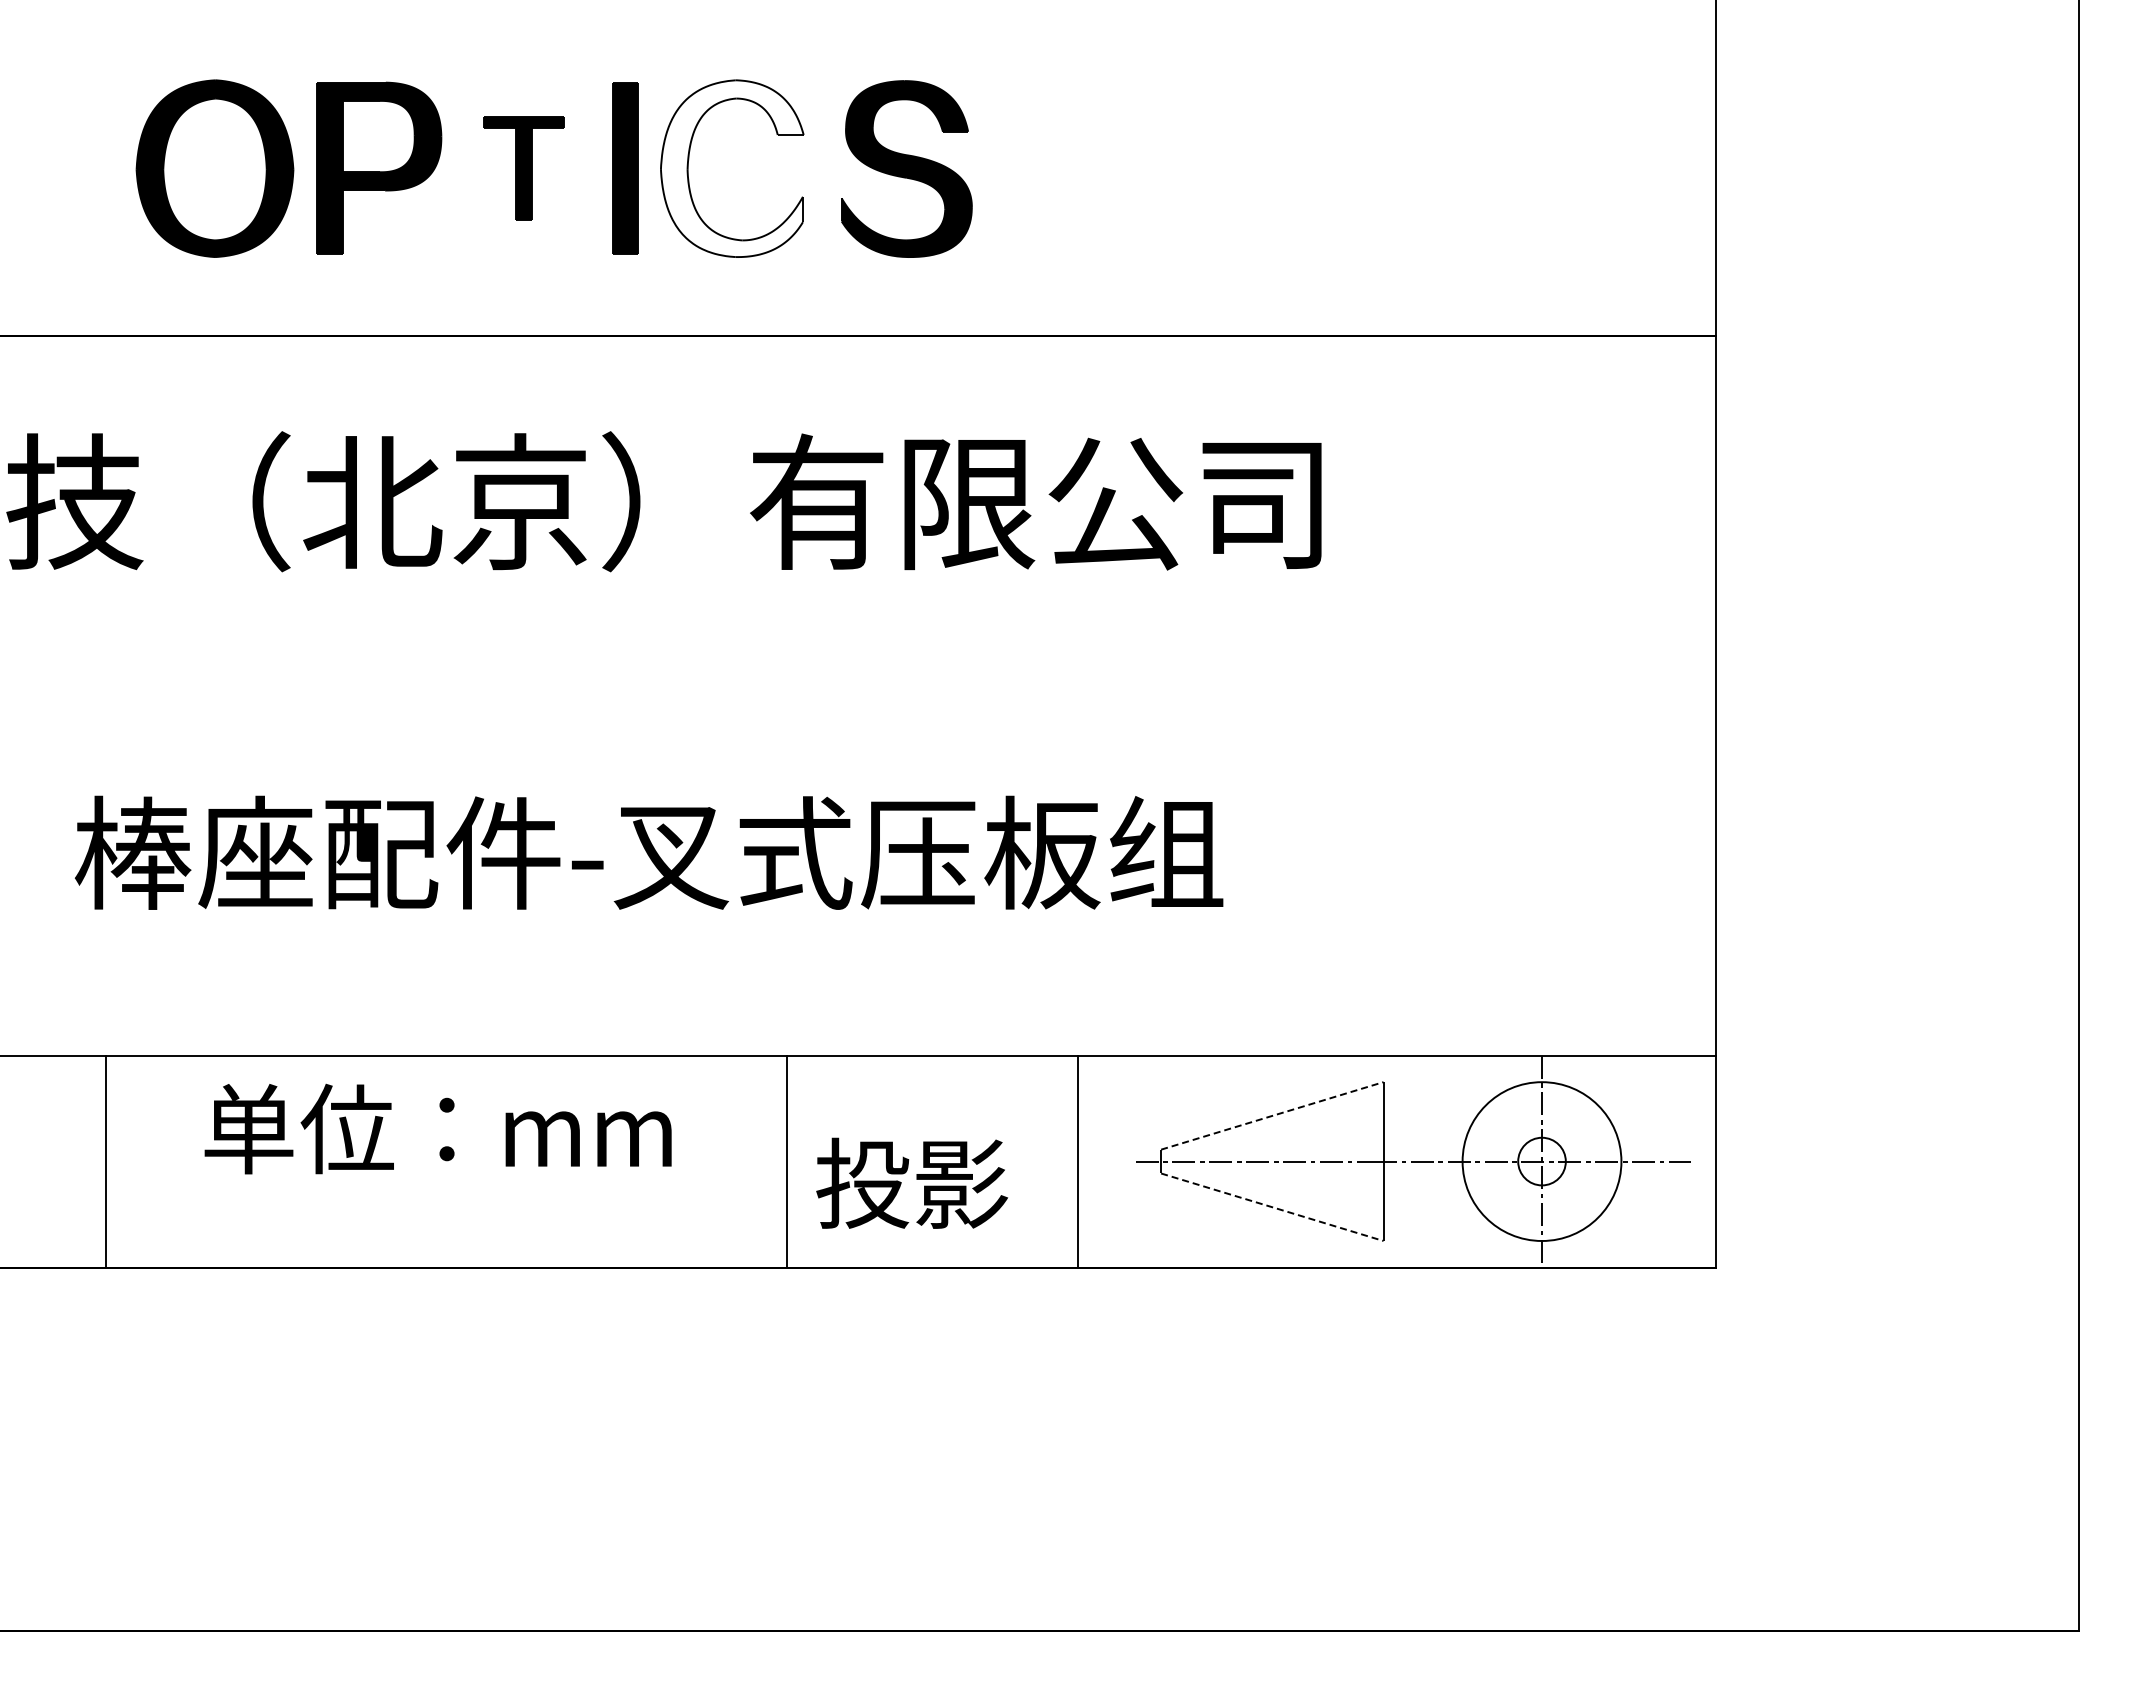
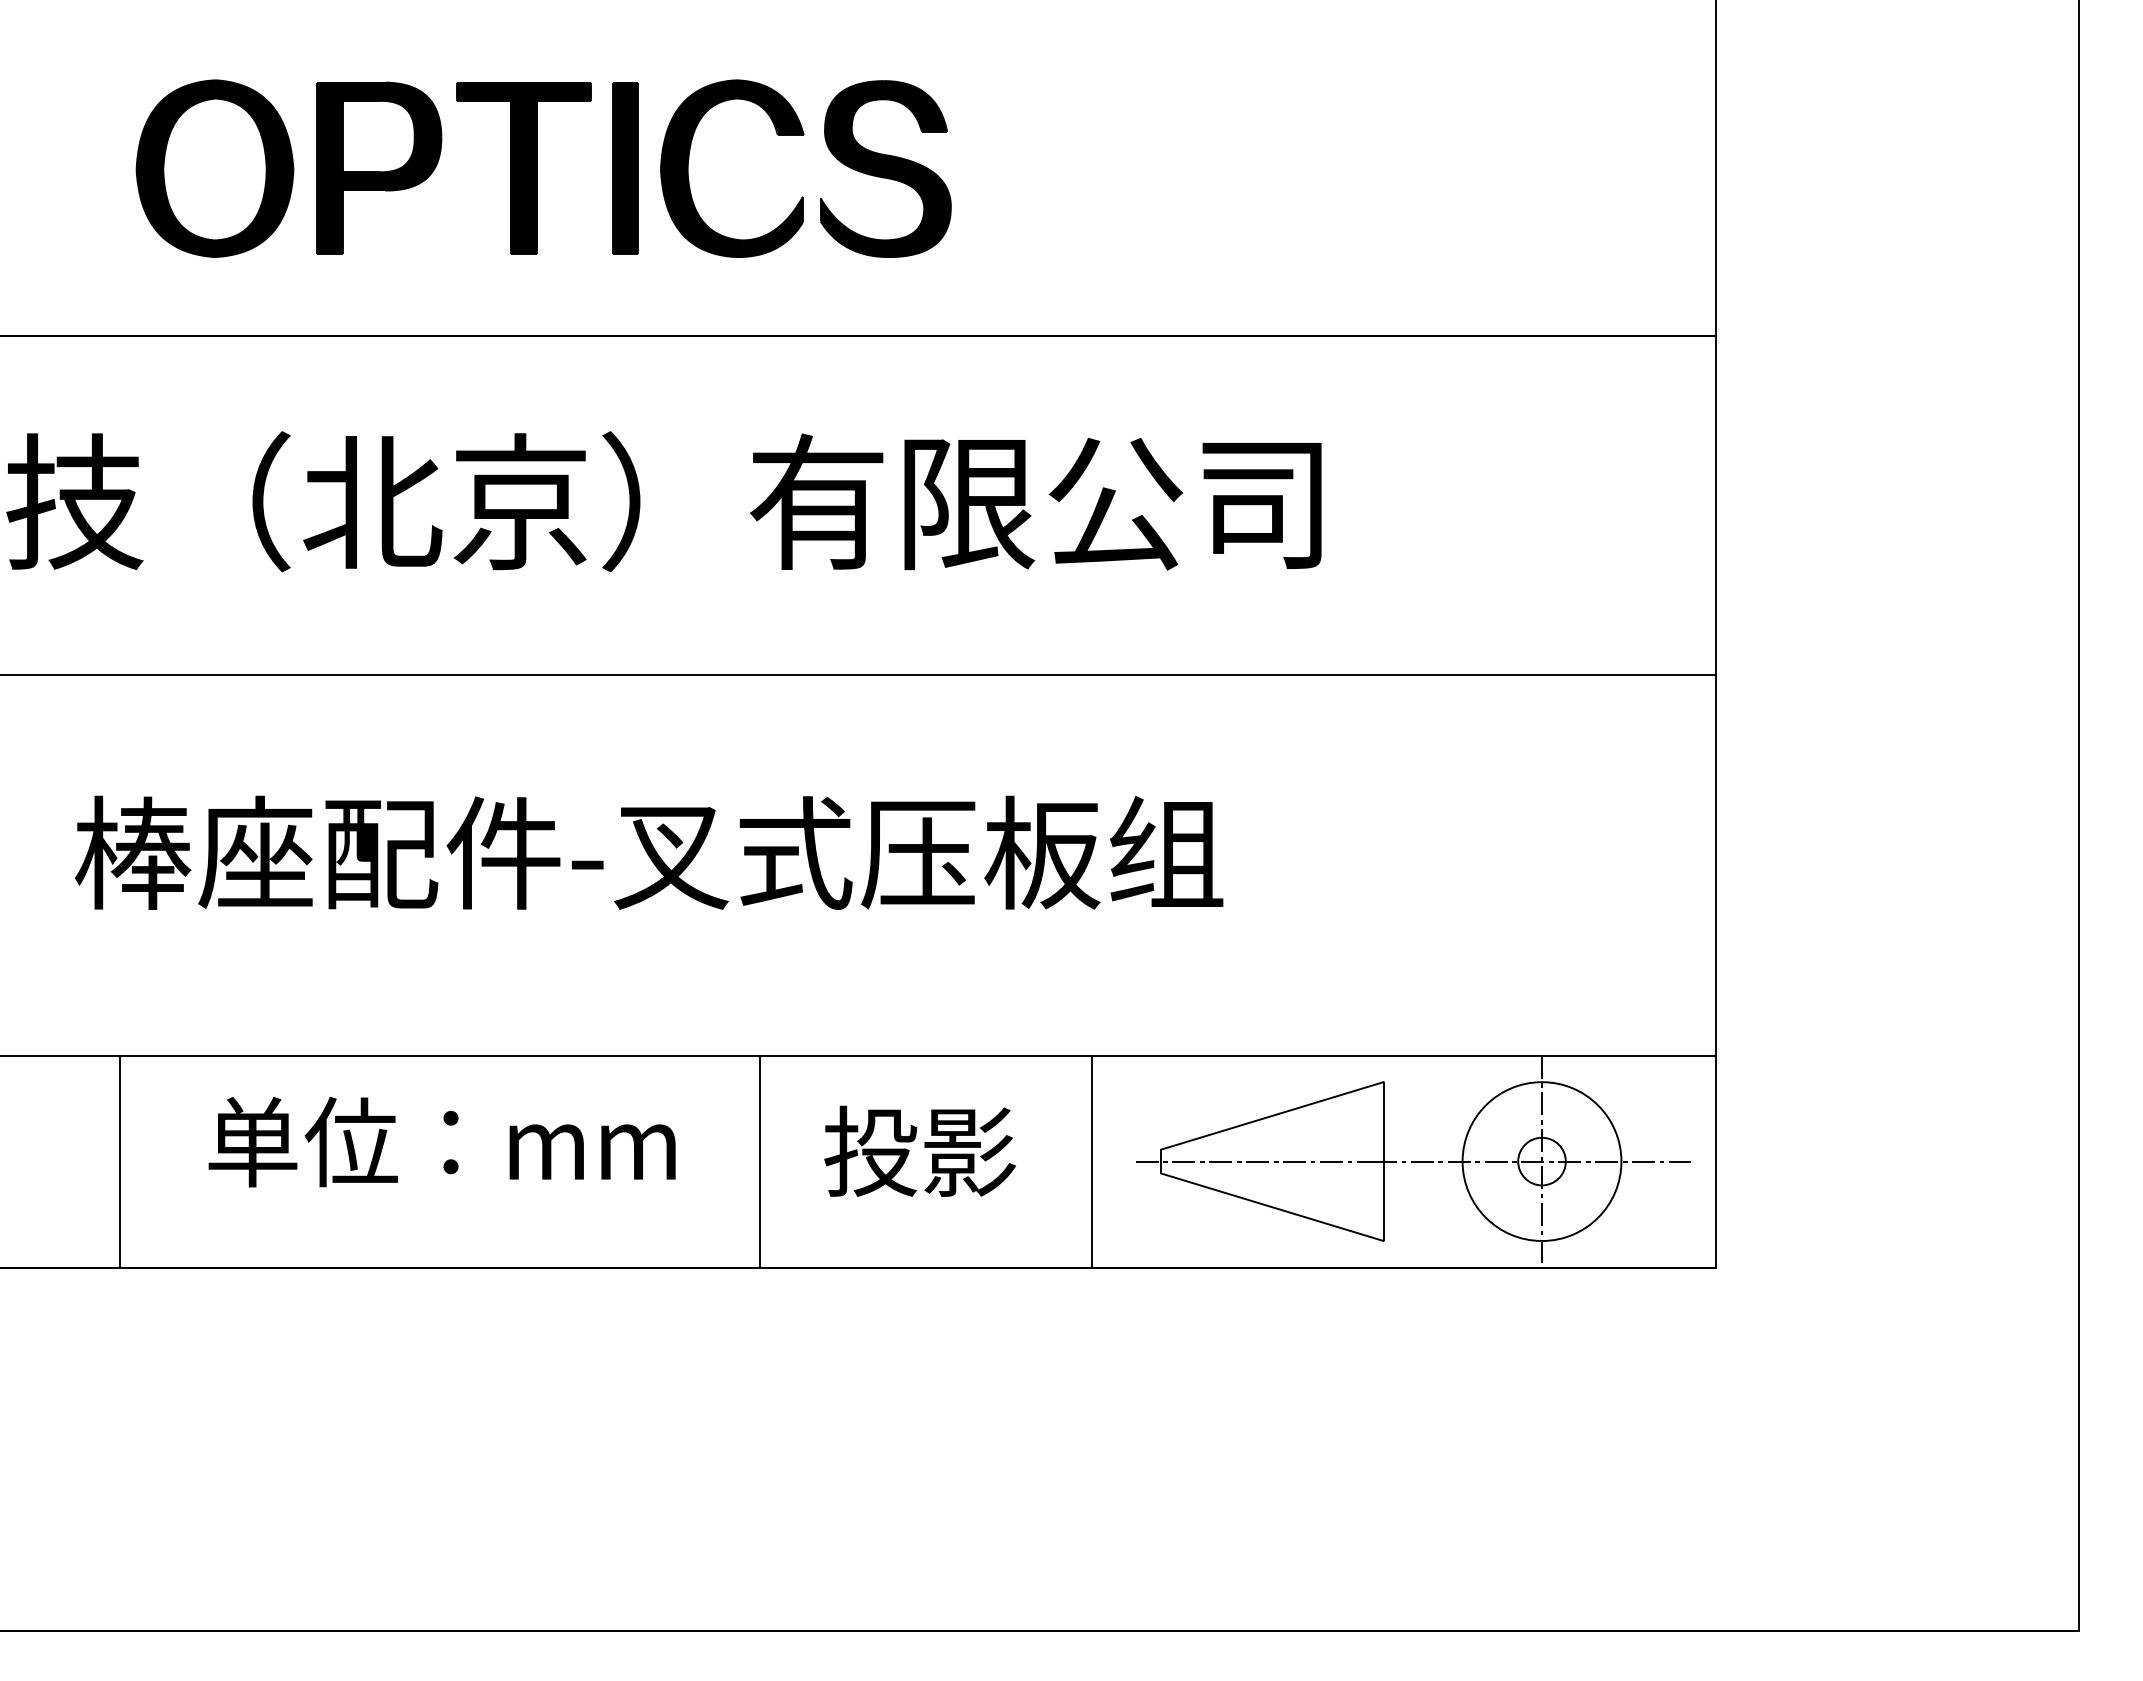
part size: 82x105 px -> 136x173 px (523, 168)
fill: none -> present (731, 168)
part position: (906, 168) -> (885, 168) (885, 168)
line: none -> present (858, 674)
line: dashed -> solid (1272, 1115)
text position: (437, 1128) -> (441, 1141) (441, 1141)
line position: (105, 1161) -> (119, 1161) (119, 1161)
line position: (787, 1161) -> (760, 1161) (760, 1161)
line position: (1077, 1161) -> (1091, 1161) (1091, 1161)
text position: (911, 1182) -> (919, 1150) (919, 1150)
line: dashed -> solid (1272, 1207)
